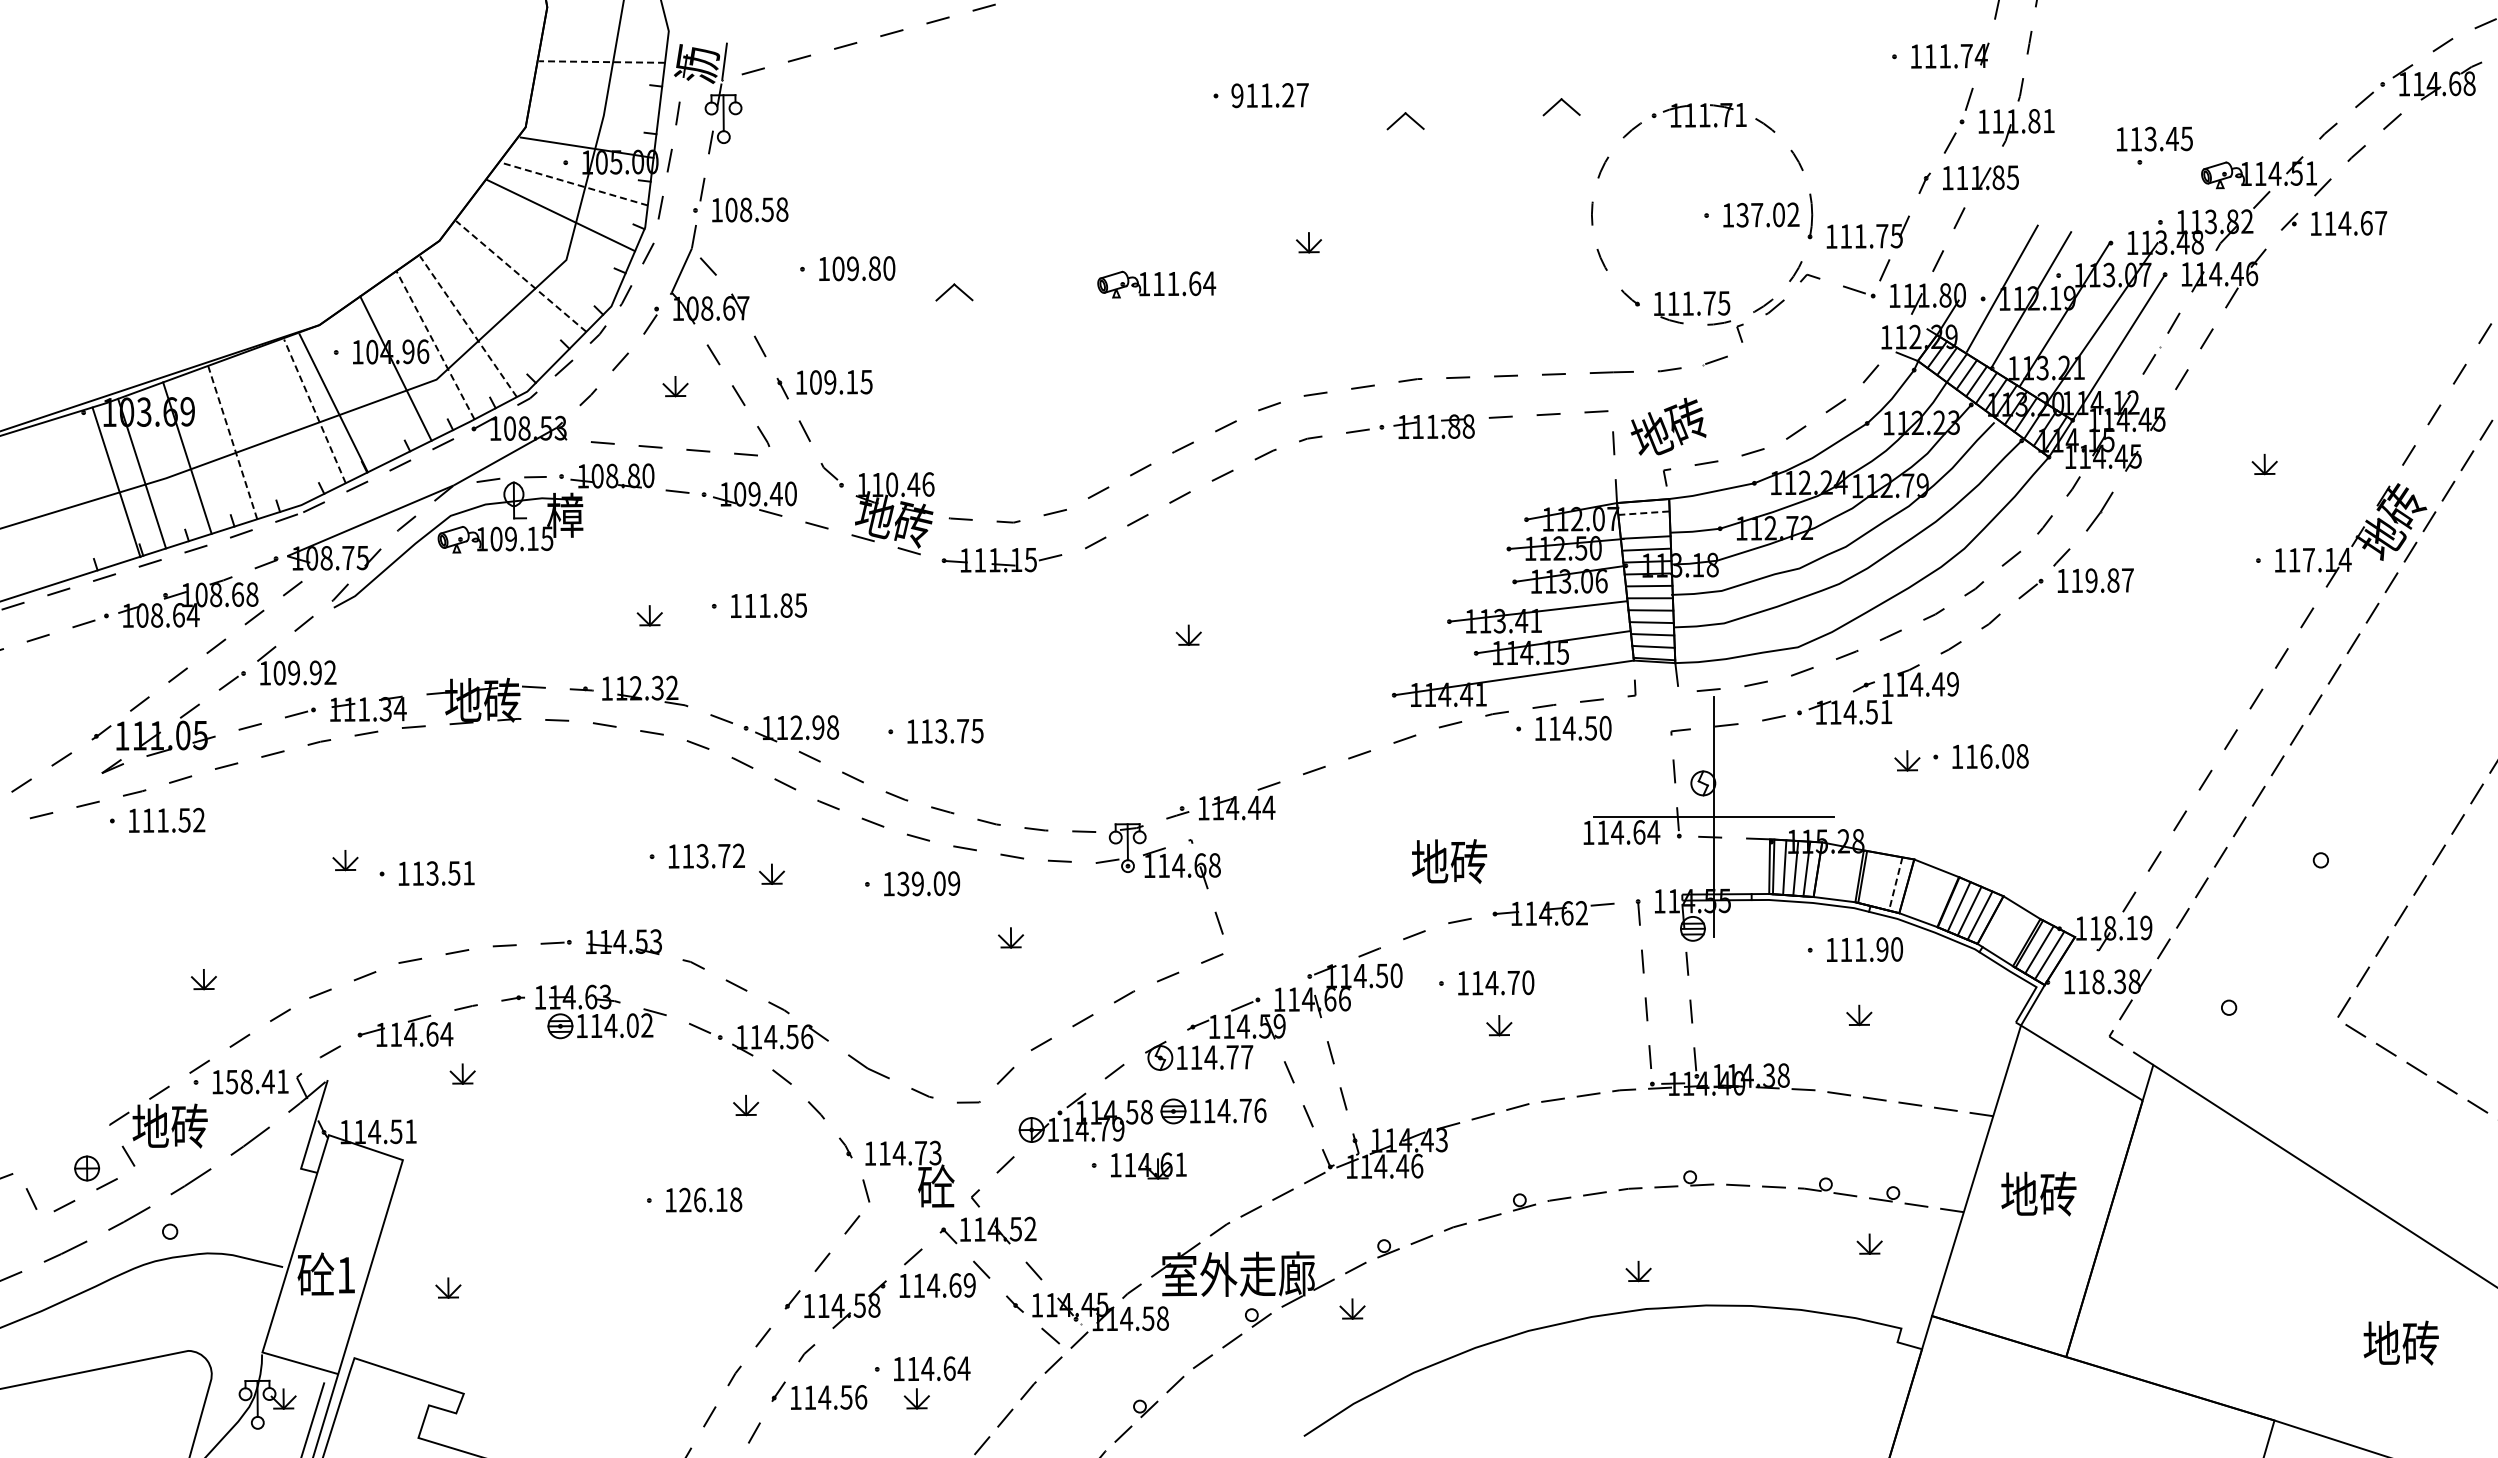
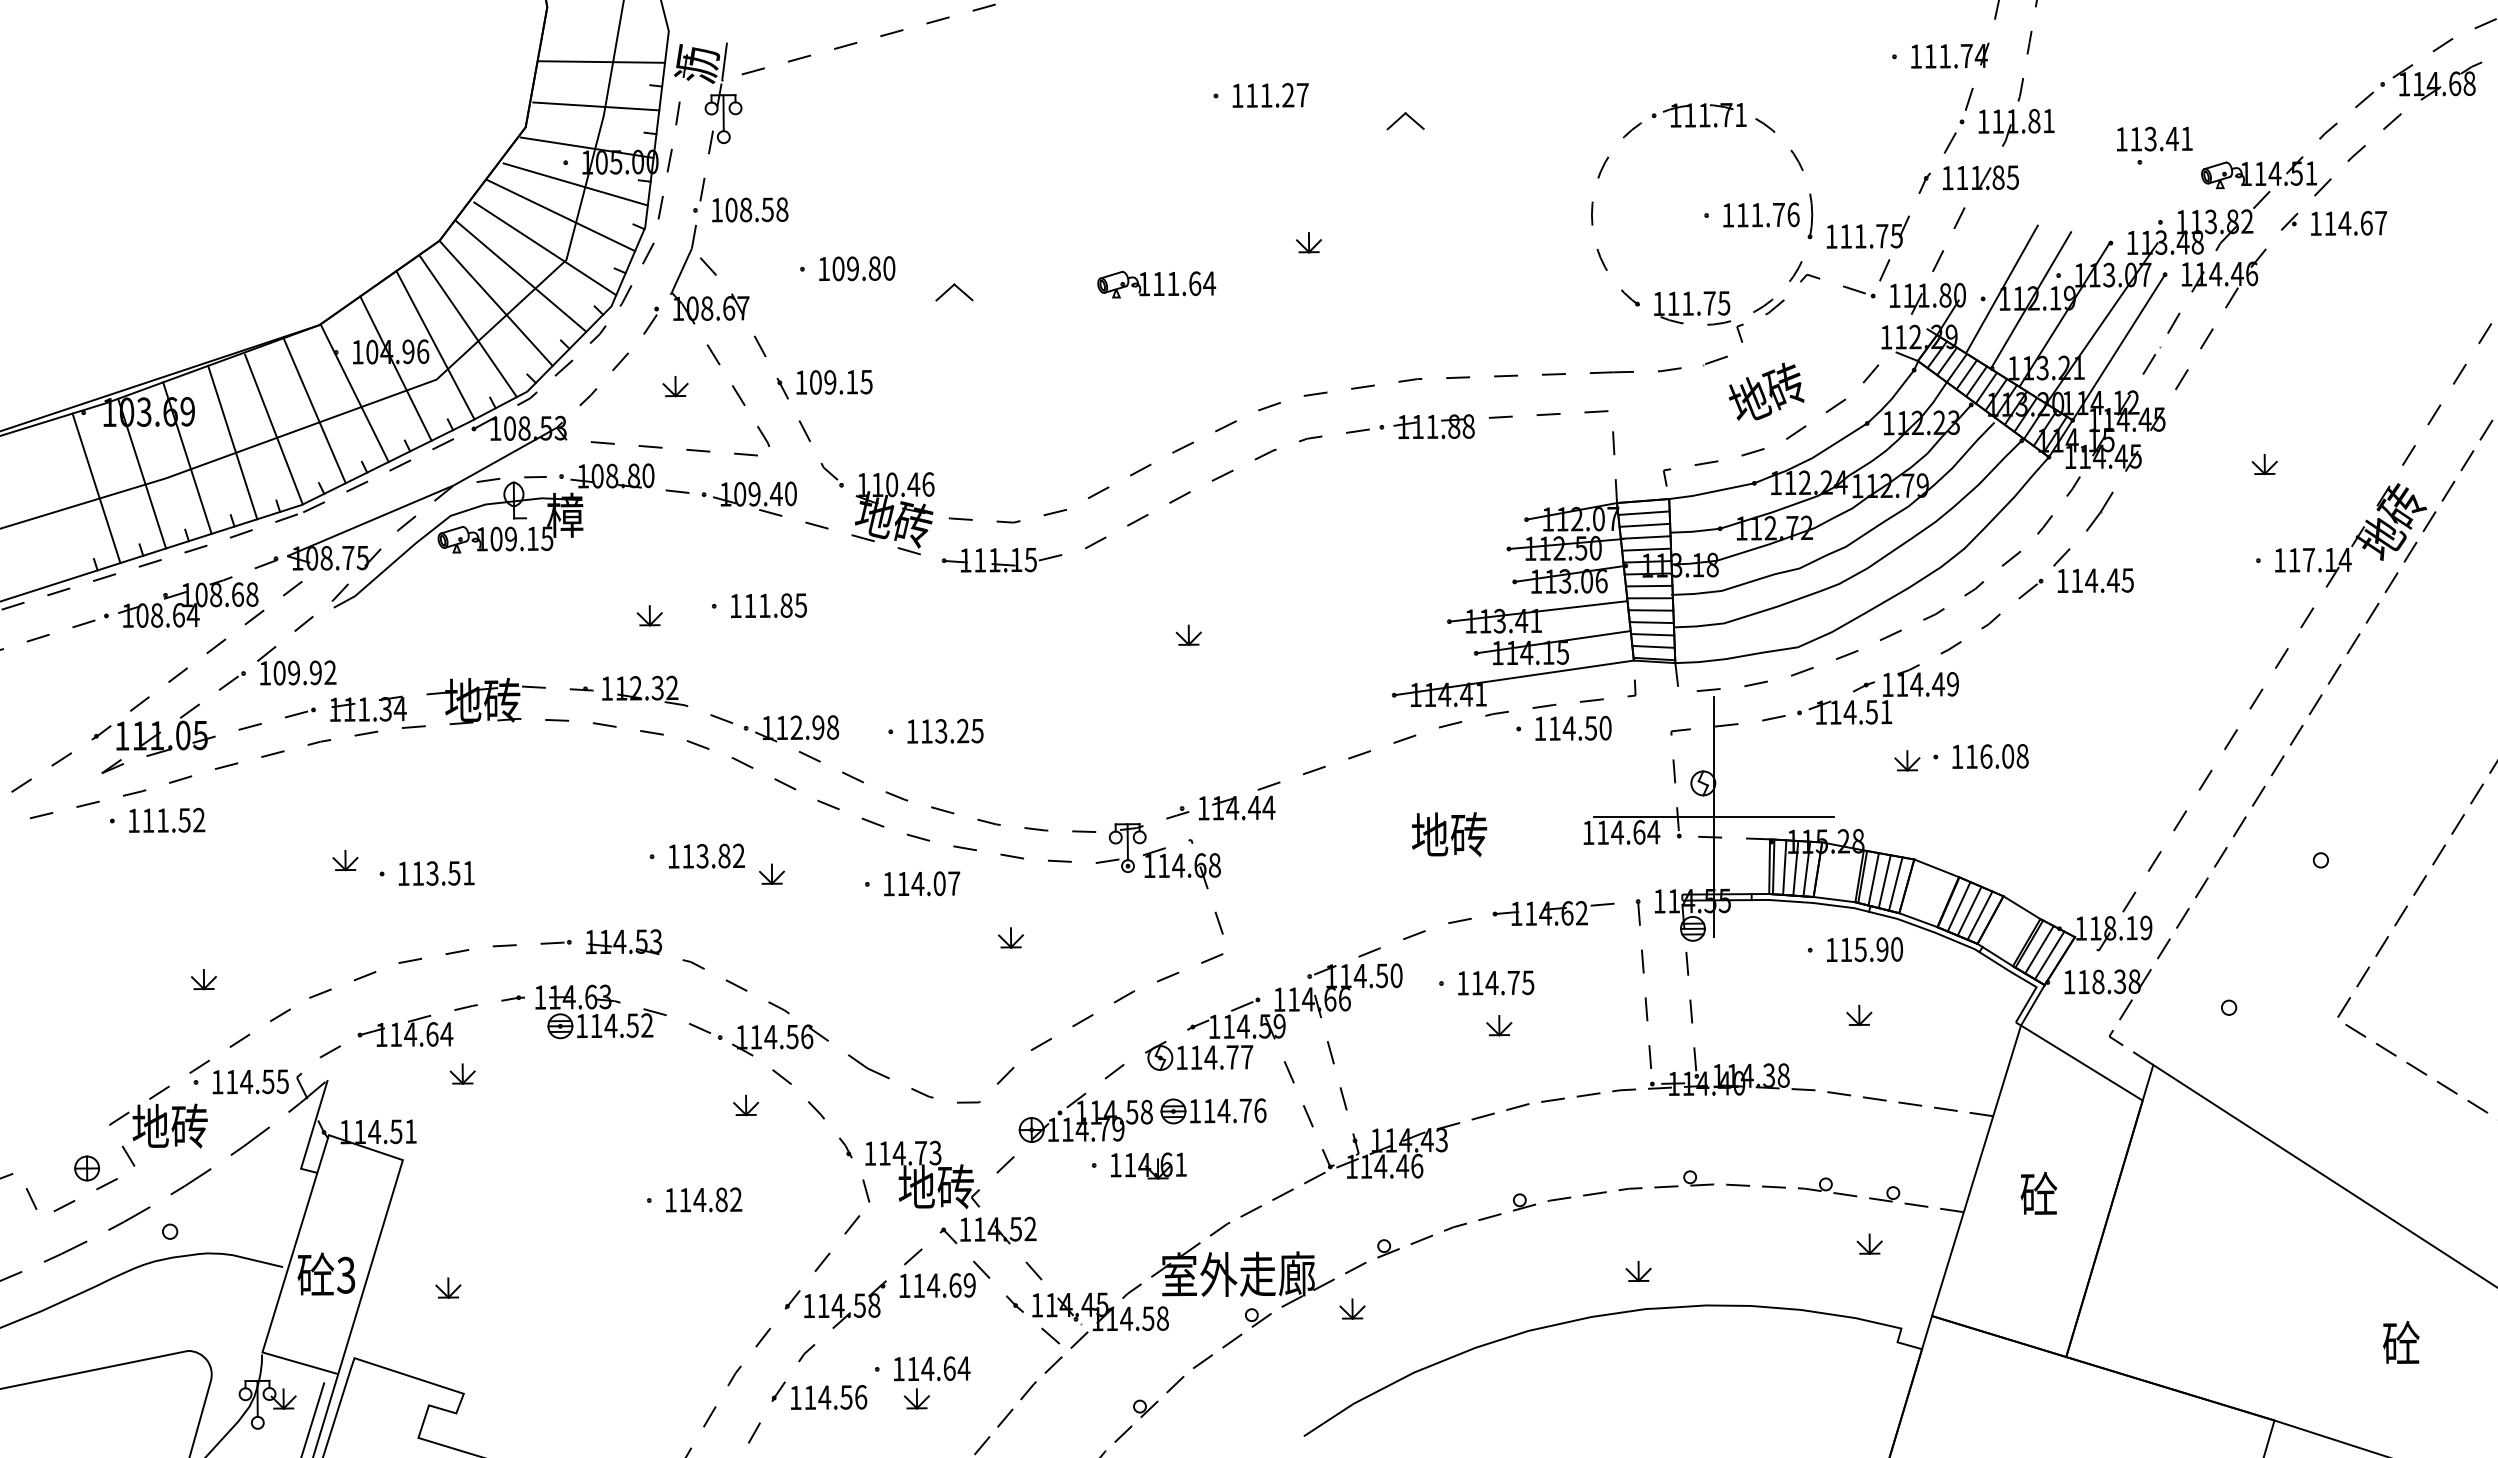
line: dashed -> solid (602, 62)
text: 911.27 -> 111.27 (1237, 95)
line: none -> present (596, 106)
part: present -> none (1561, 107)
text: 113.45 -> 113.41 (2186, 138)
line: dashed -> solid (575, 184)
text: 137.02 -> 111.76 (1767, 214)
line: none -> present (545, 248)
line: dashed -> solid (521, 276)
line: none -> present (495, 302)
line: dashed -> solid (468, 326)
line: dashed -> solid (435, 345)
line position: (333, 402) -> (354, 392) (354, 392)
line: dashed -> solid (314, 410)
text position: (1668, 426) -> (1766, 391) (1766, 391)
line: none -> present (273, 429)
line: dashed -> solid (232, 442)
line position: (116, 482) -> (96, 488) (96, 488)
line: dashed -> solid (1643, 513)
line: none -> present (1644, 524)
text: 119.87 -> 114.45 (2109, 580)
text: 113.75 -> 113.25 (963, 730)
text: 113.72 -> 113.82 (724, 855)
text position: (1449, 861) -> (1449, 834) (1449, 834)
line: none -> present (1873, 879)
line: none -> present (1884, 881)
text: 139.09 -> 114.07 (928, 883)
line: dashed -> solid (1895, 884)
text: 111.90 -> 115.90 (1860, 949)
text: 114.70 -> 114.75 (1528, 982)
text: 114.02 -> 114.52 (632, 1025)
text: 158.41 -> 114.55 (256, 1081)
text: 砼 -> 地砖 (935, 1186)
text: 地砖 -> 砼 (2038, 1193)
text: 126.18 -> 114.82 (710, 1199)
text: 1 -> 3 (346, 1274)
text: 地砖 -> 砼 (2400, 1342)
